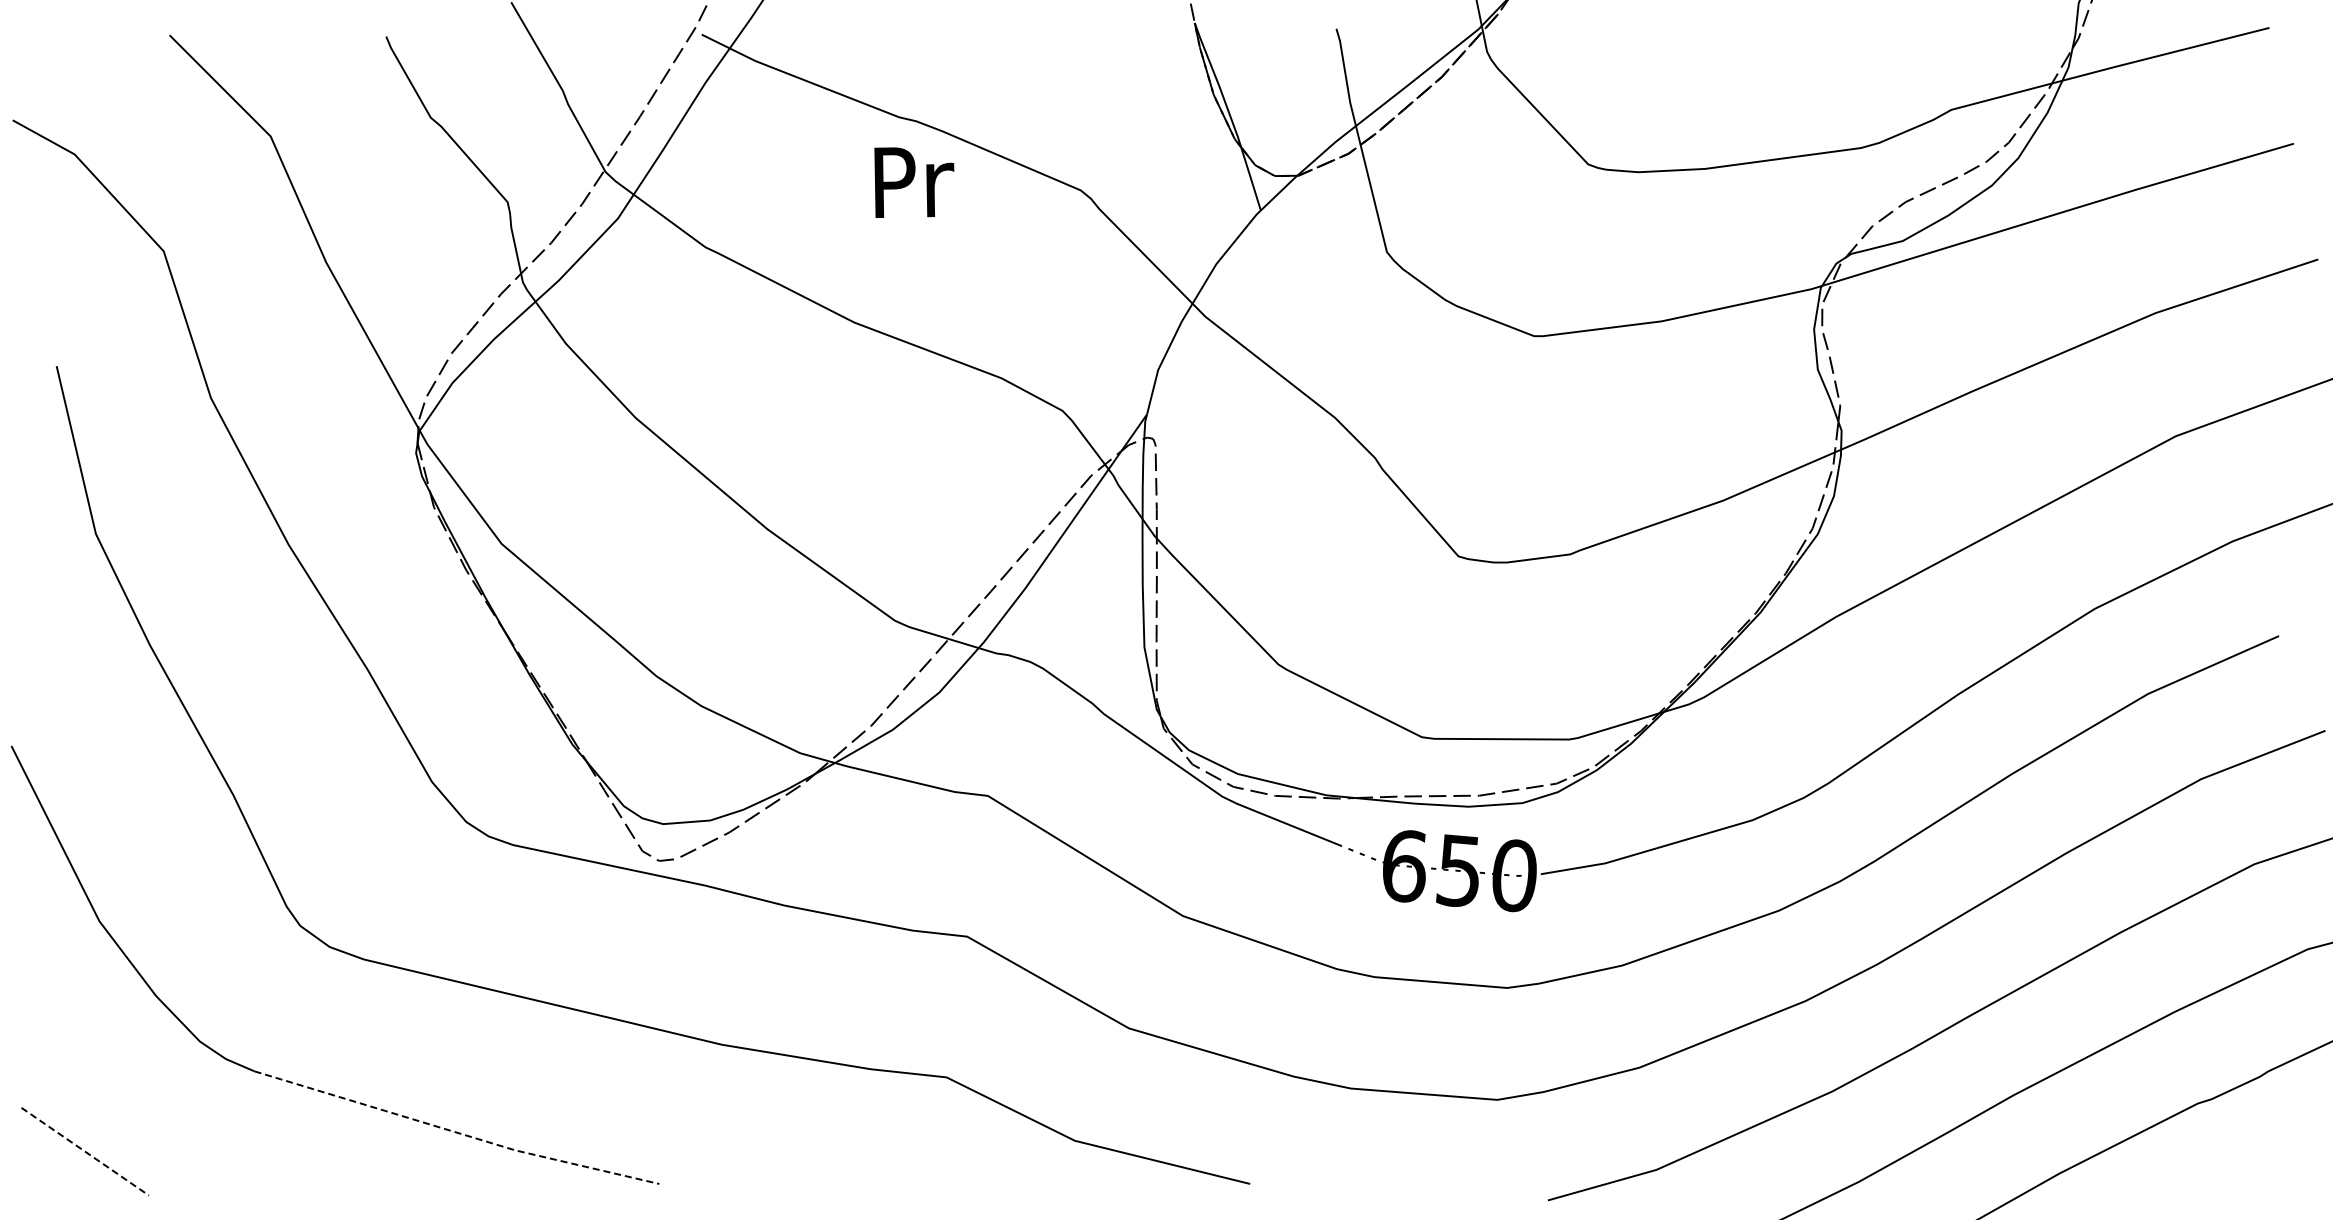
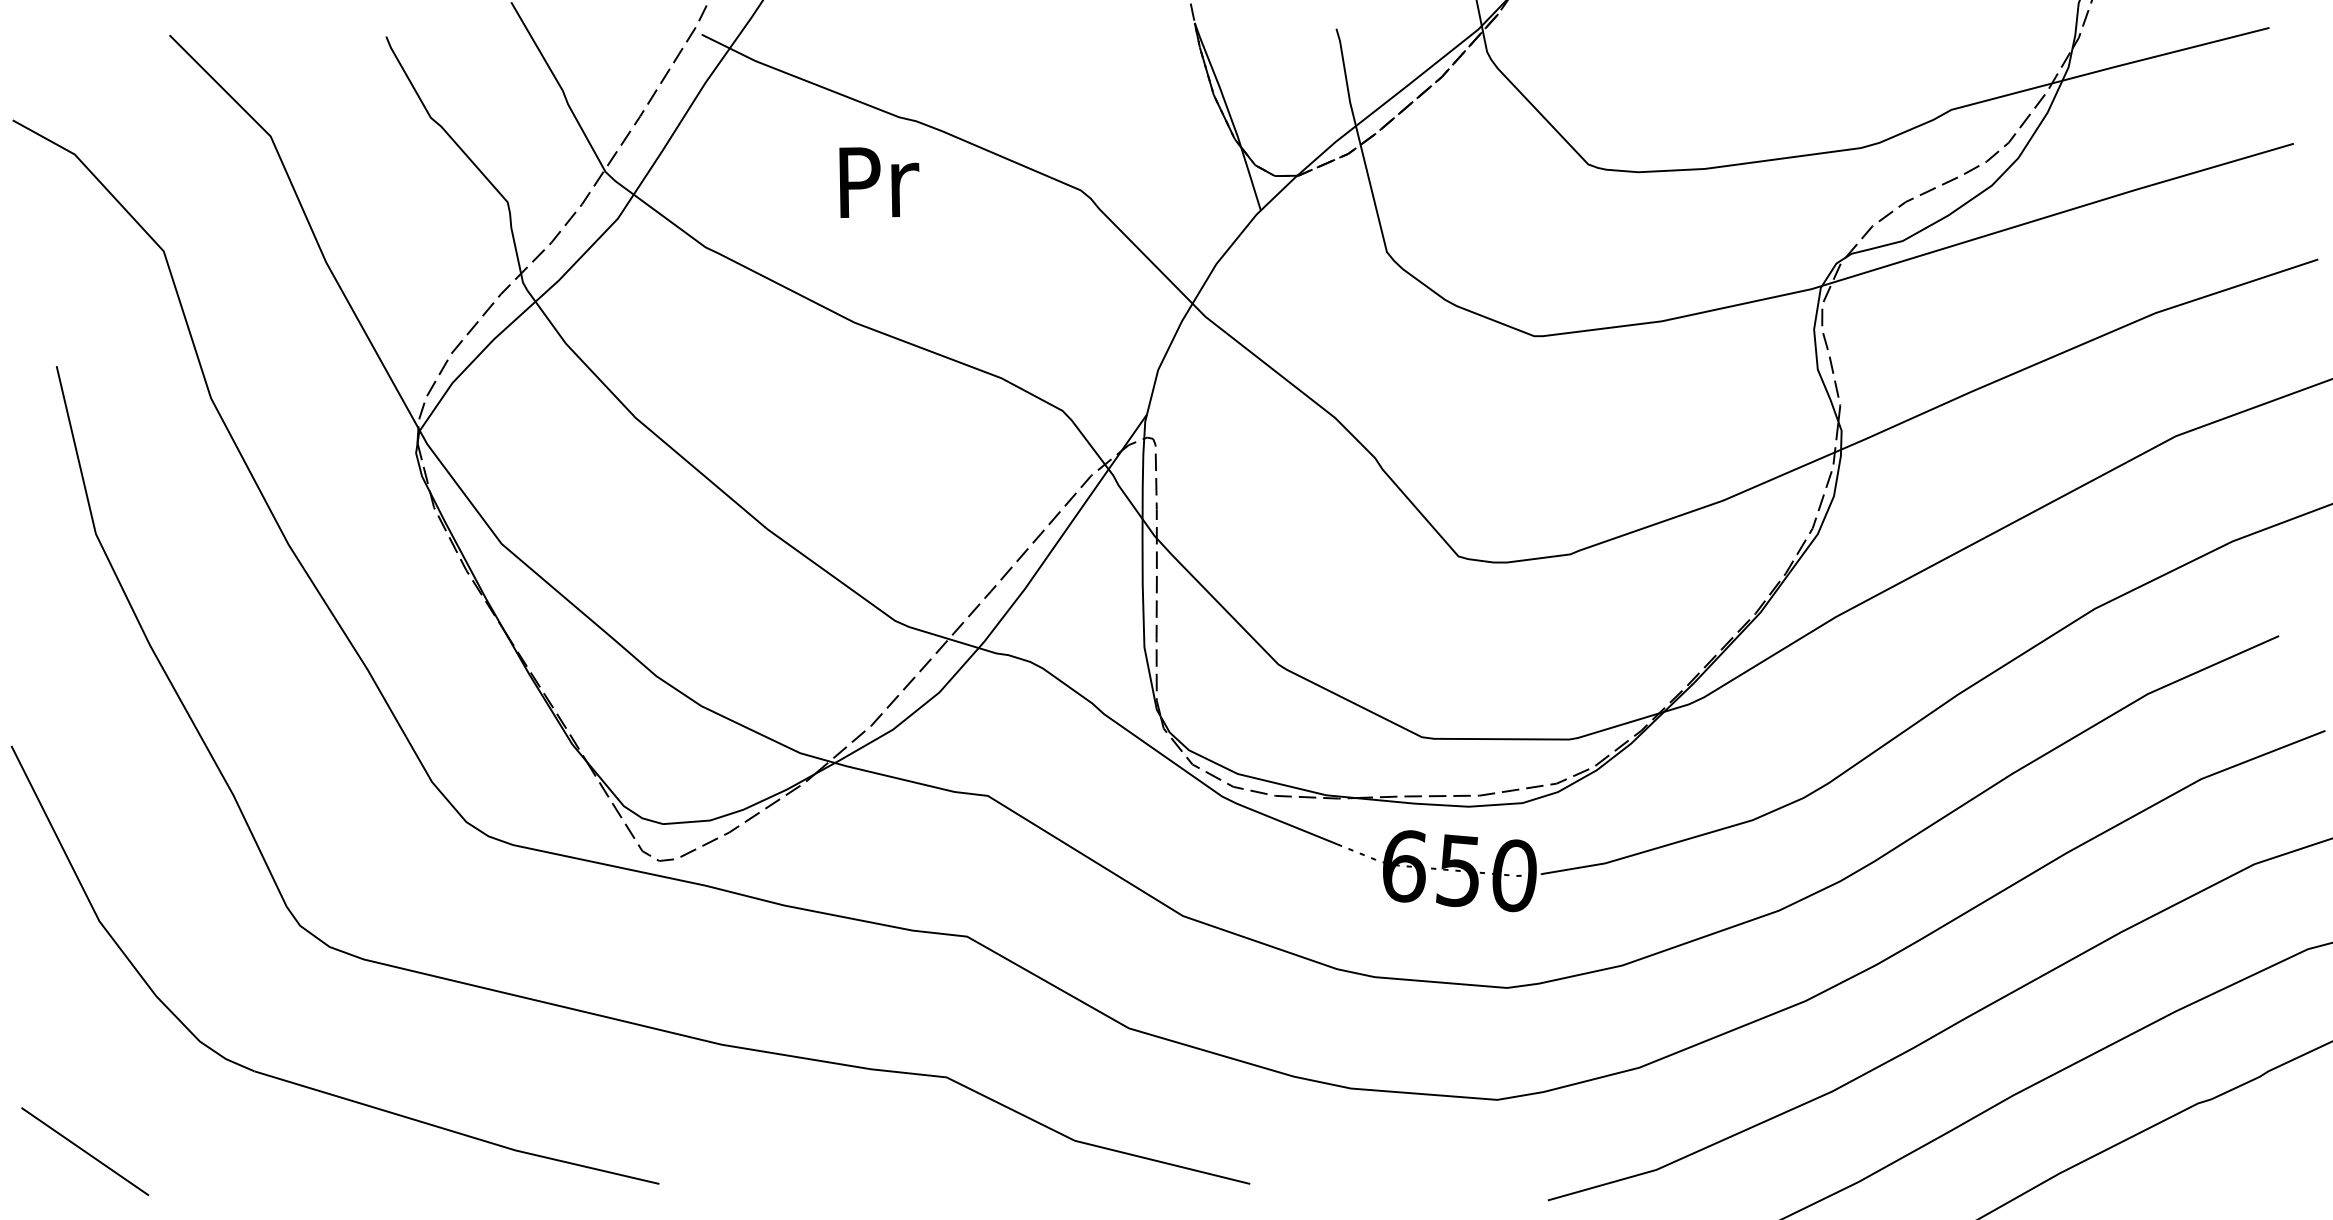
text position: (914, 182) -> (879, 182) (879, 182)
line: dashed -> solid (455, 1132)
line: dashed -> solid (85, 1151)
